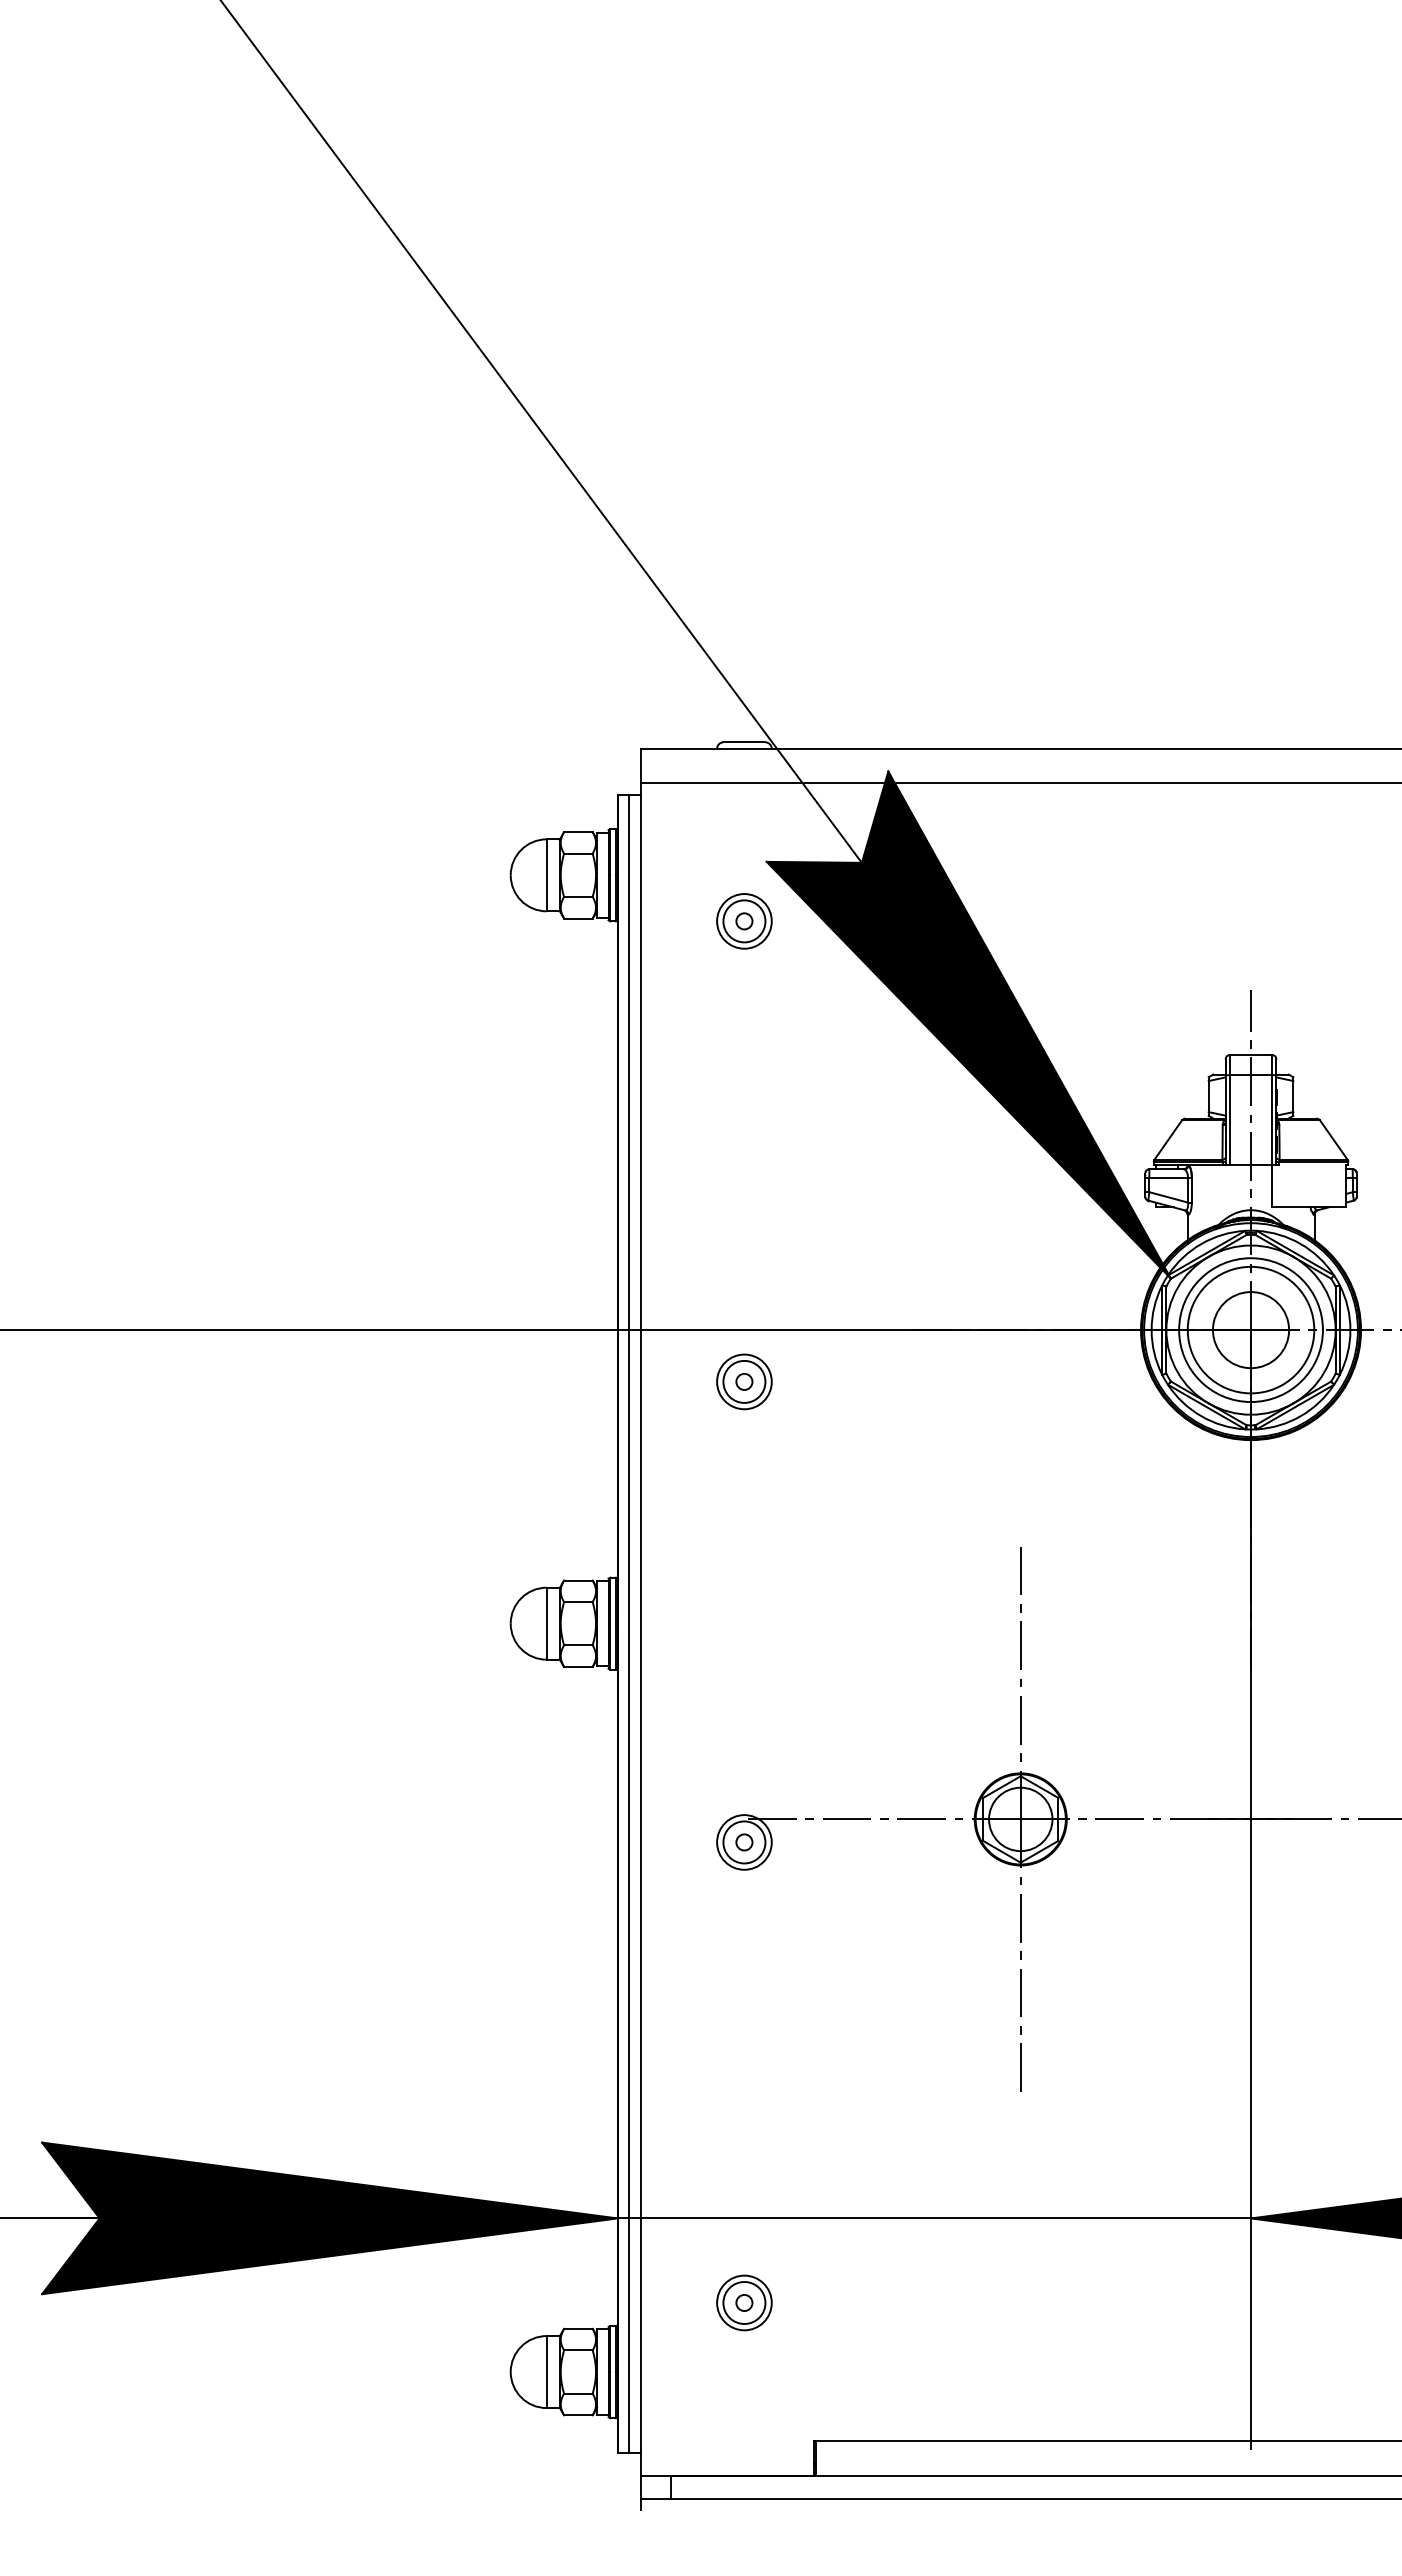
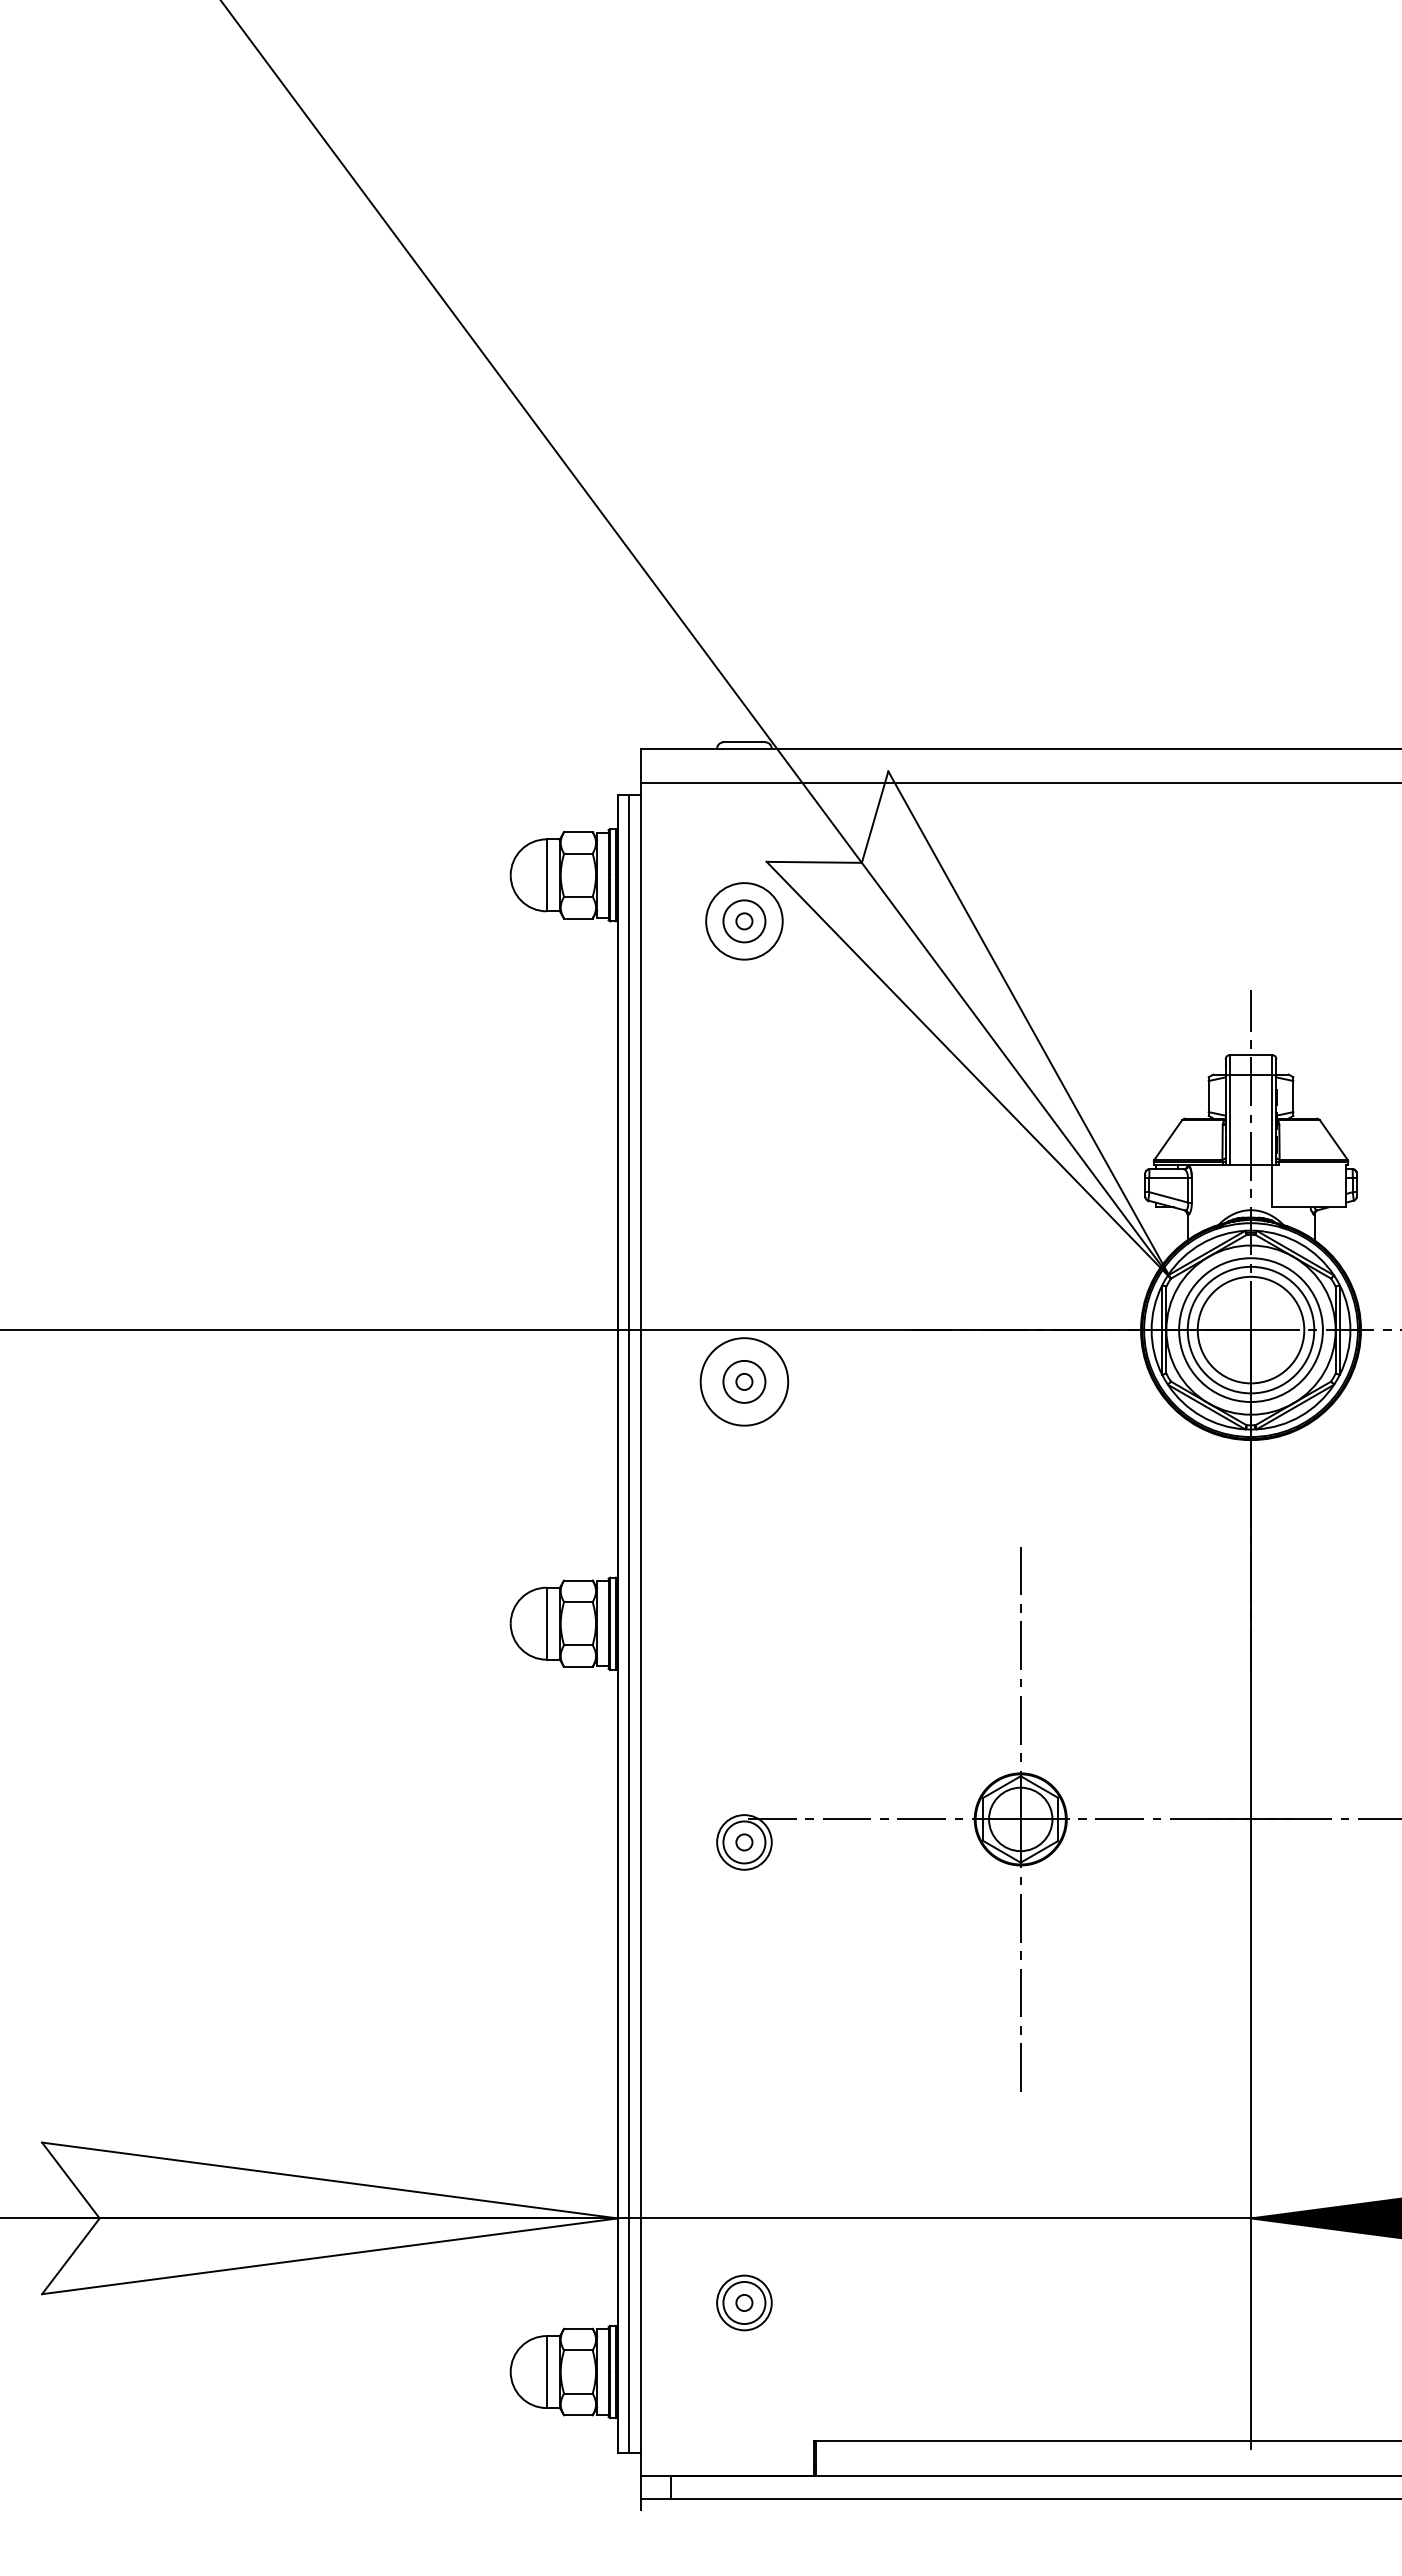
circle diameter: 55 px -> 77 px (744, 921)
fill: present -> none (968, 1024)
circle diameter: 76 px -> 107 px (1250, 1329)
circle diameter: 55 px -> 88 px (744, 1381)
fill: present -> none (329, 2218)
